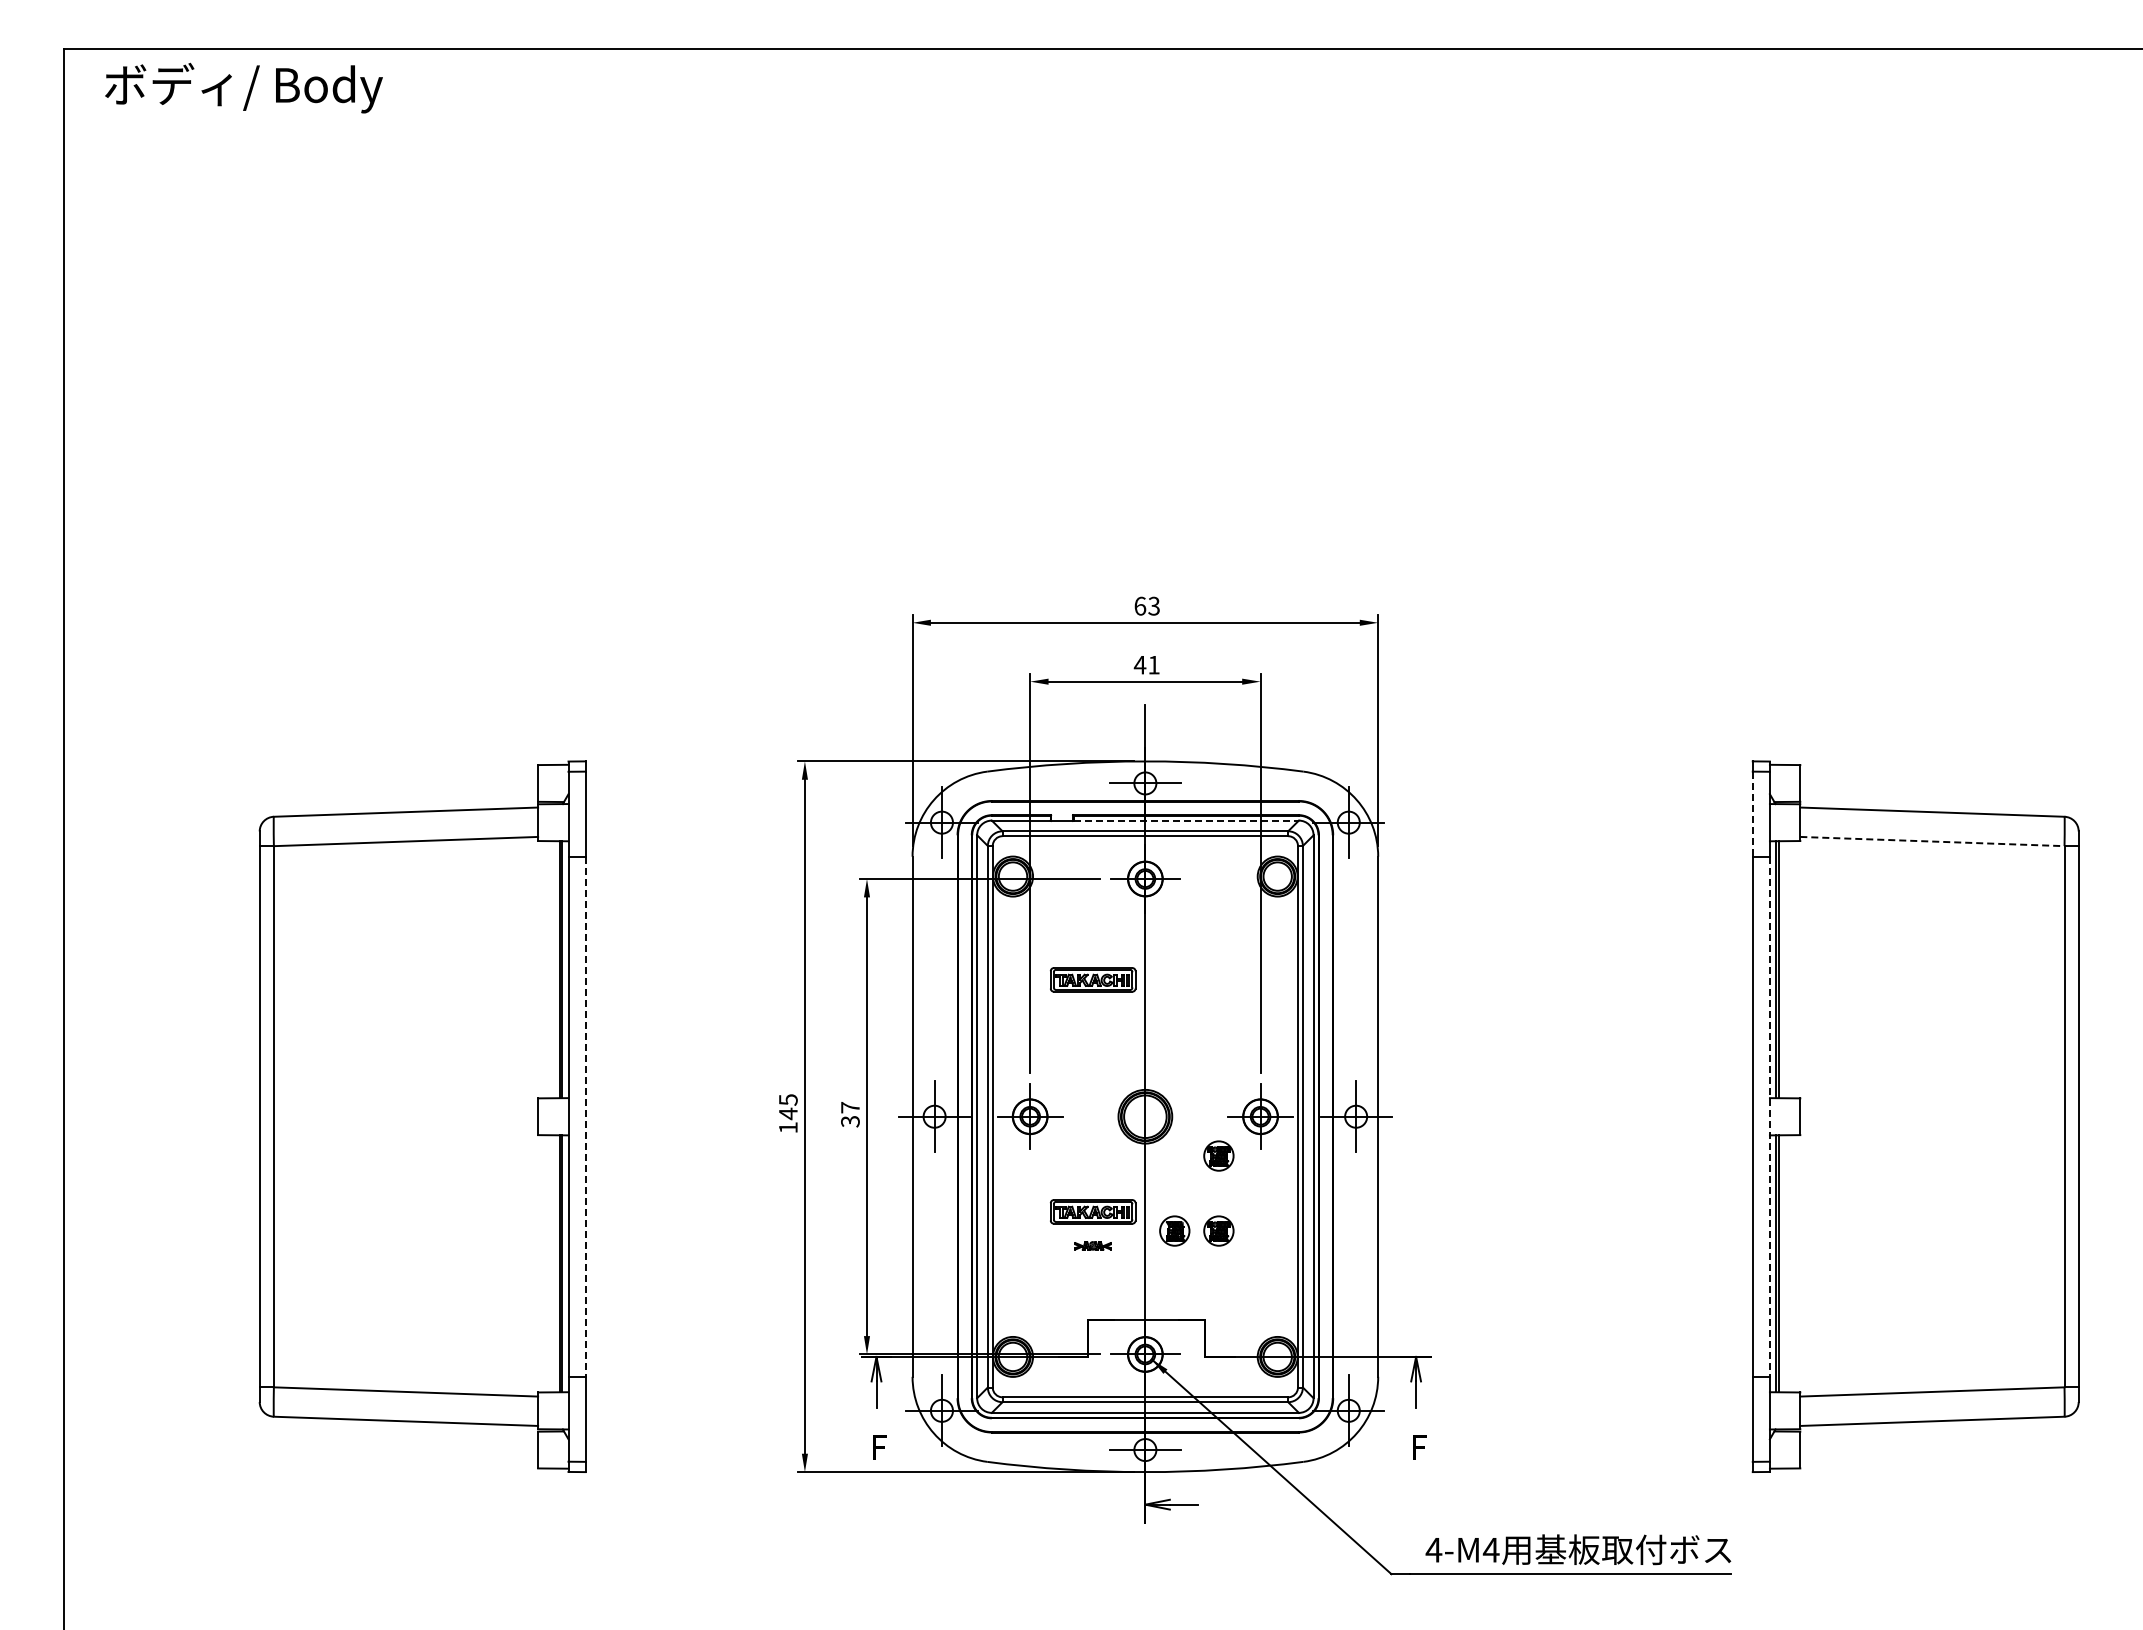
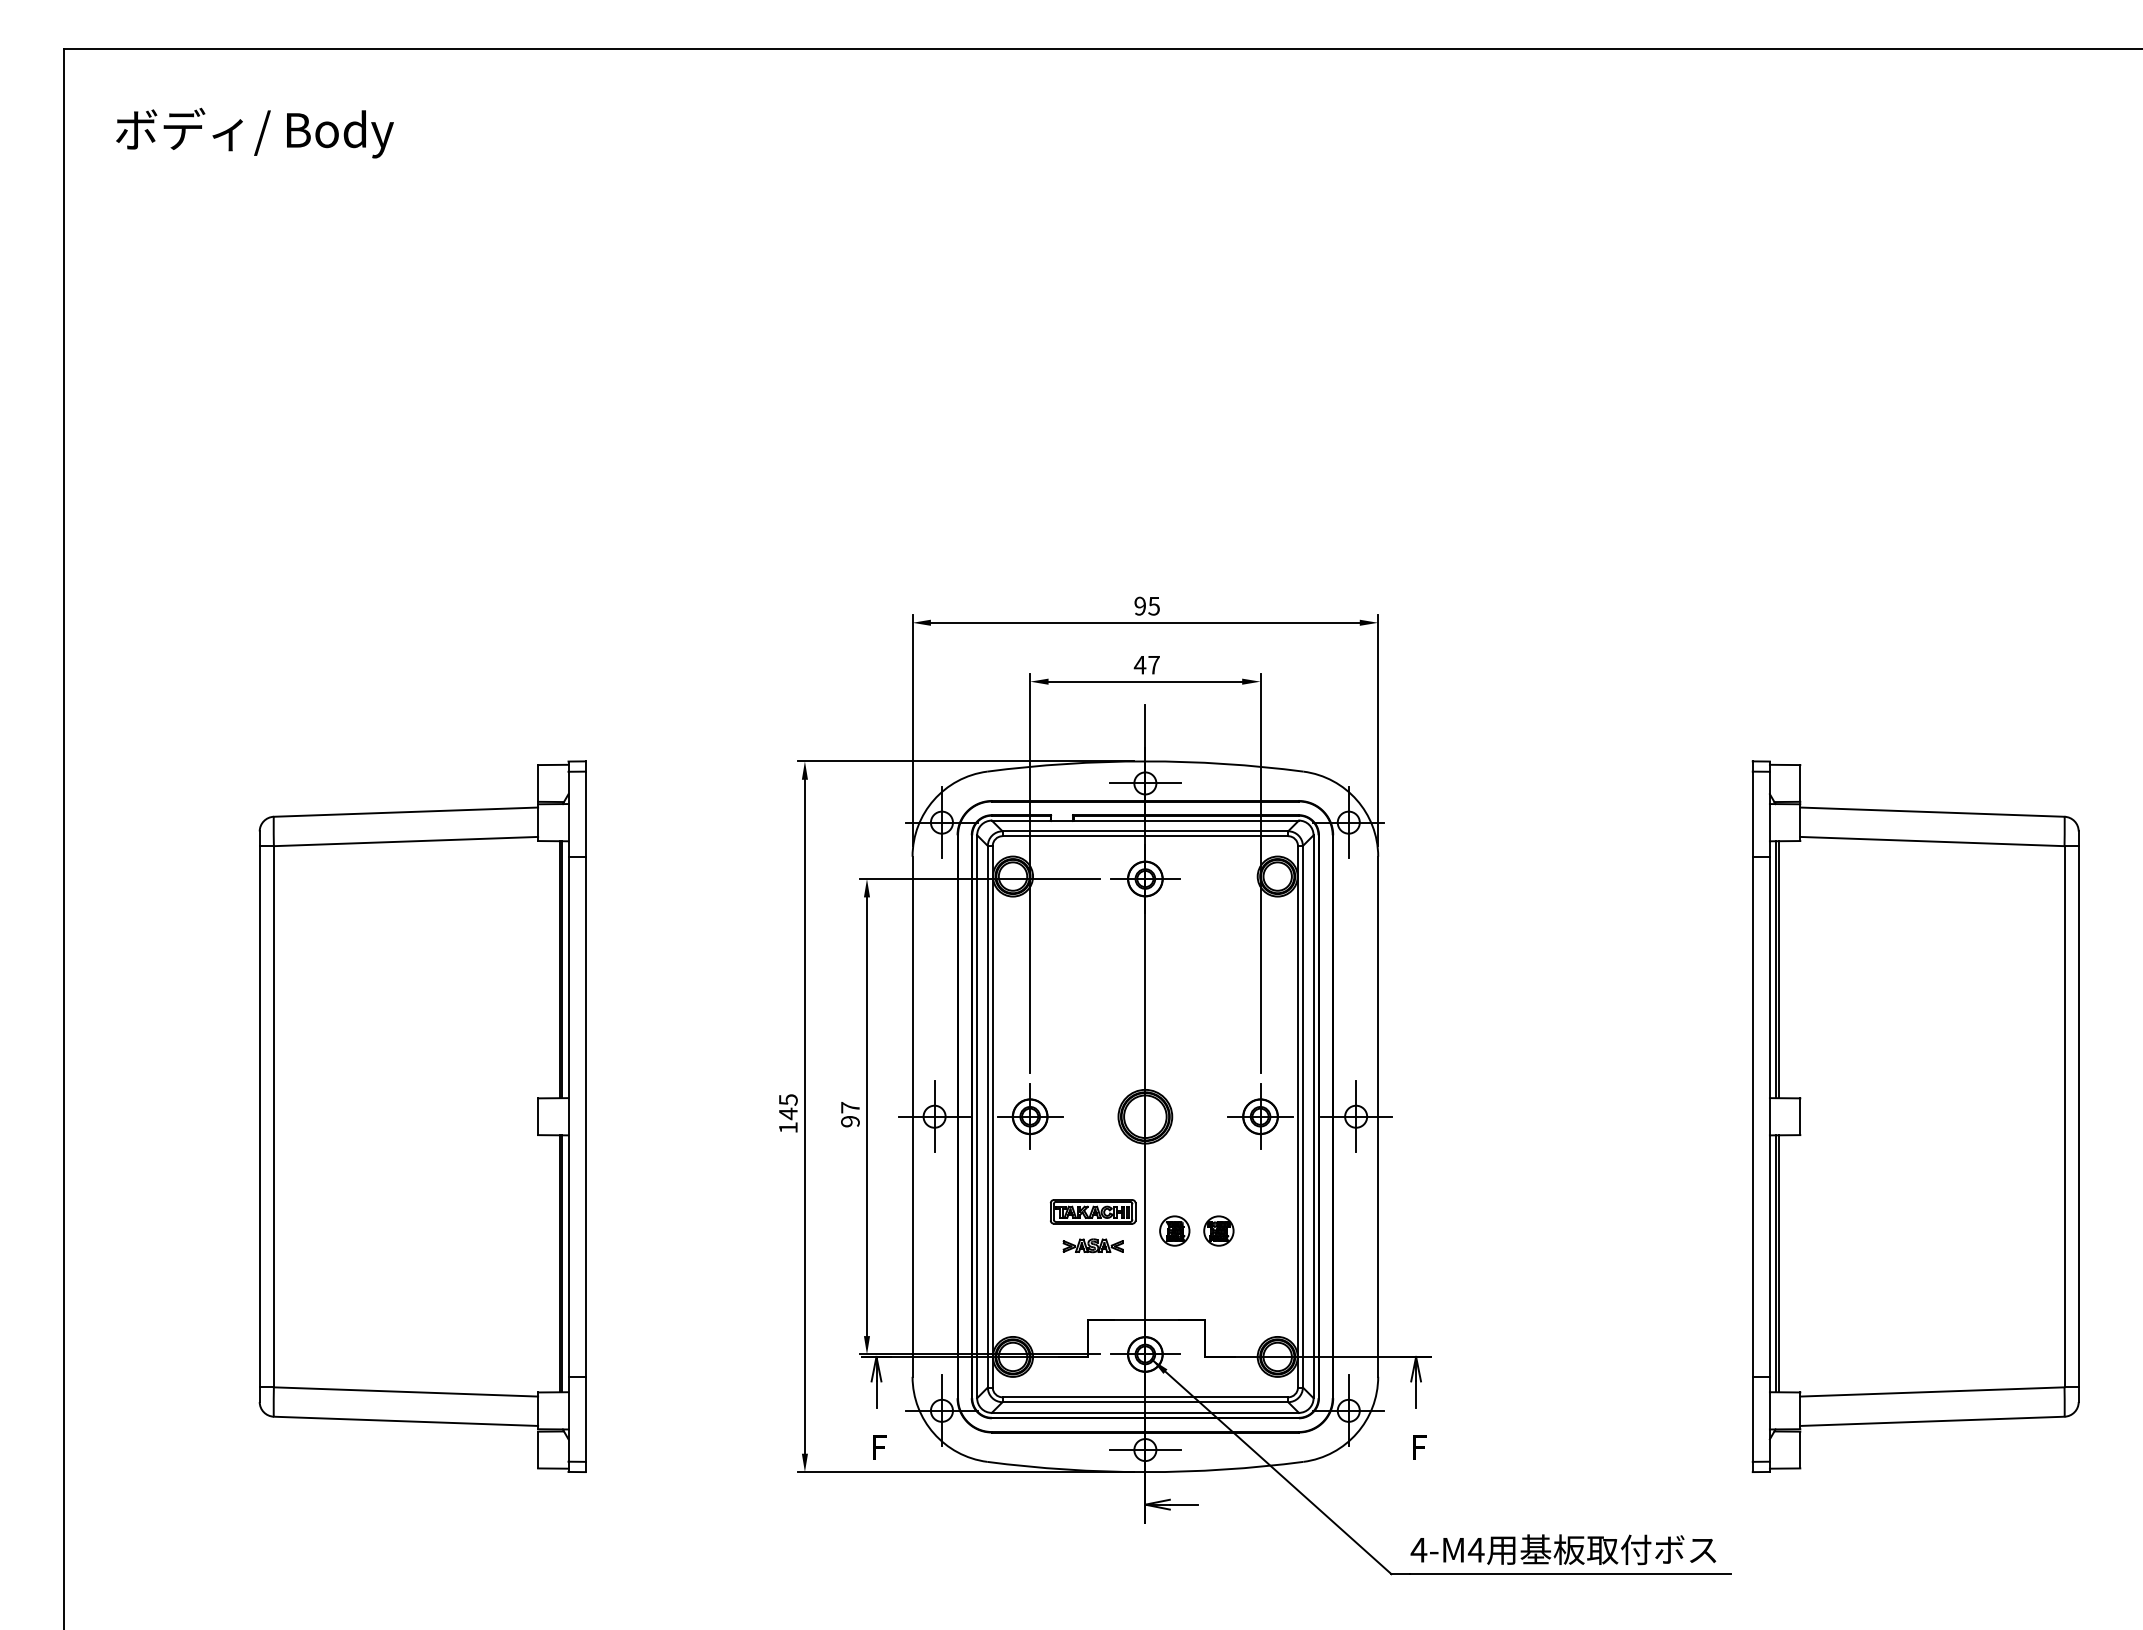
text position: (243, 87) -> (254, 132) (254, 132)
text: 63 -> 95 (1146, 605)
text: 41 -> 47 (1153, 665)
line: dashed -> solid (1752, 814)
line: dashed -> solid (1186, 820)
line: dashed -> solid (1932, 841)
part: present -> none (1092, 979)
line: dashed -> solid (585, 1117)
line: dashed -> solid (1769, 1117)
text: 37 -> 97 (850, 1121)
part: present -> none (1218, 1155)
part size: 38x10 px -> 62x16 px (1092, 1245)
text position: (1578, 1549) -> (1563, 1549) (1563, 1549)
